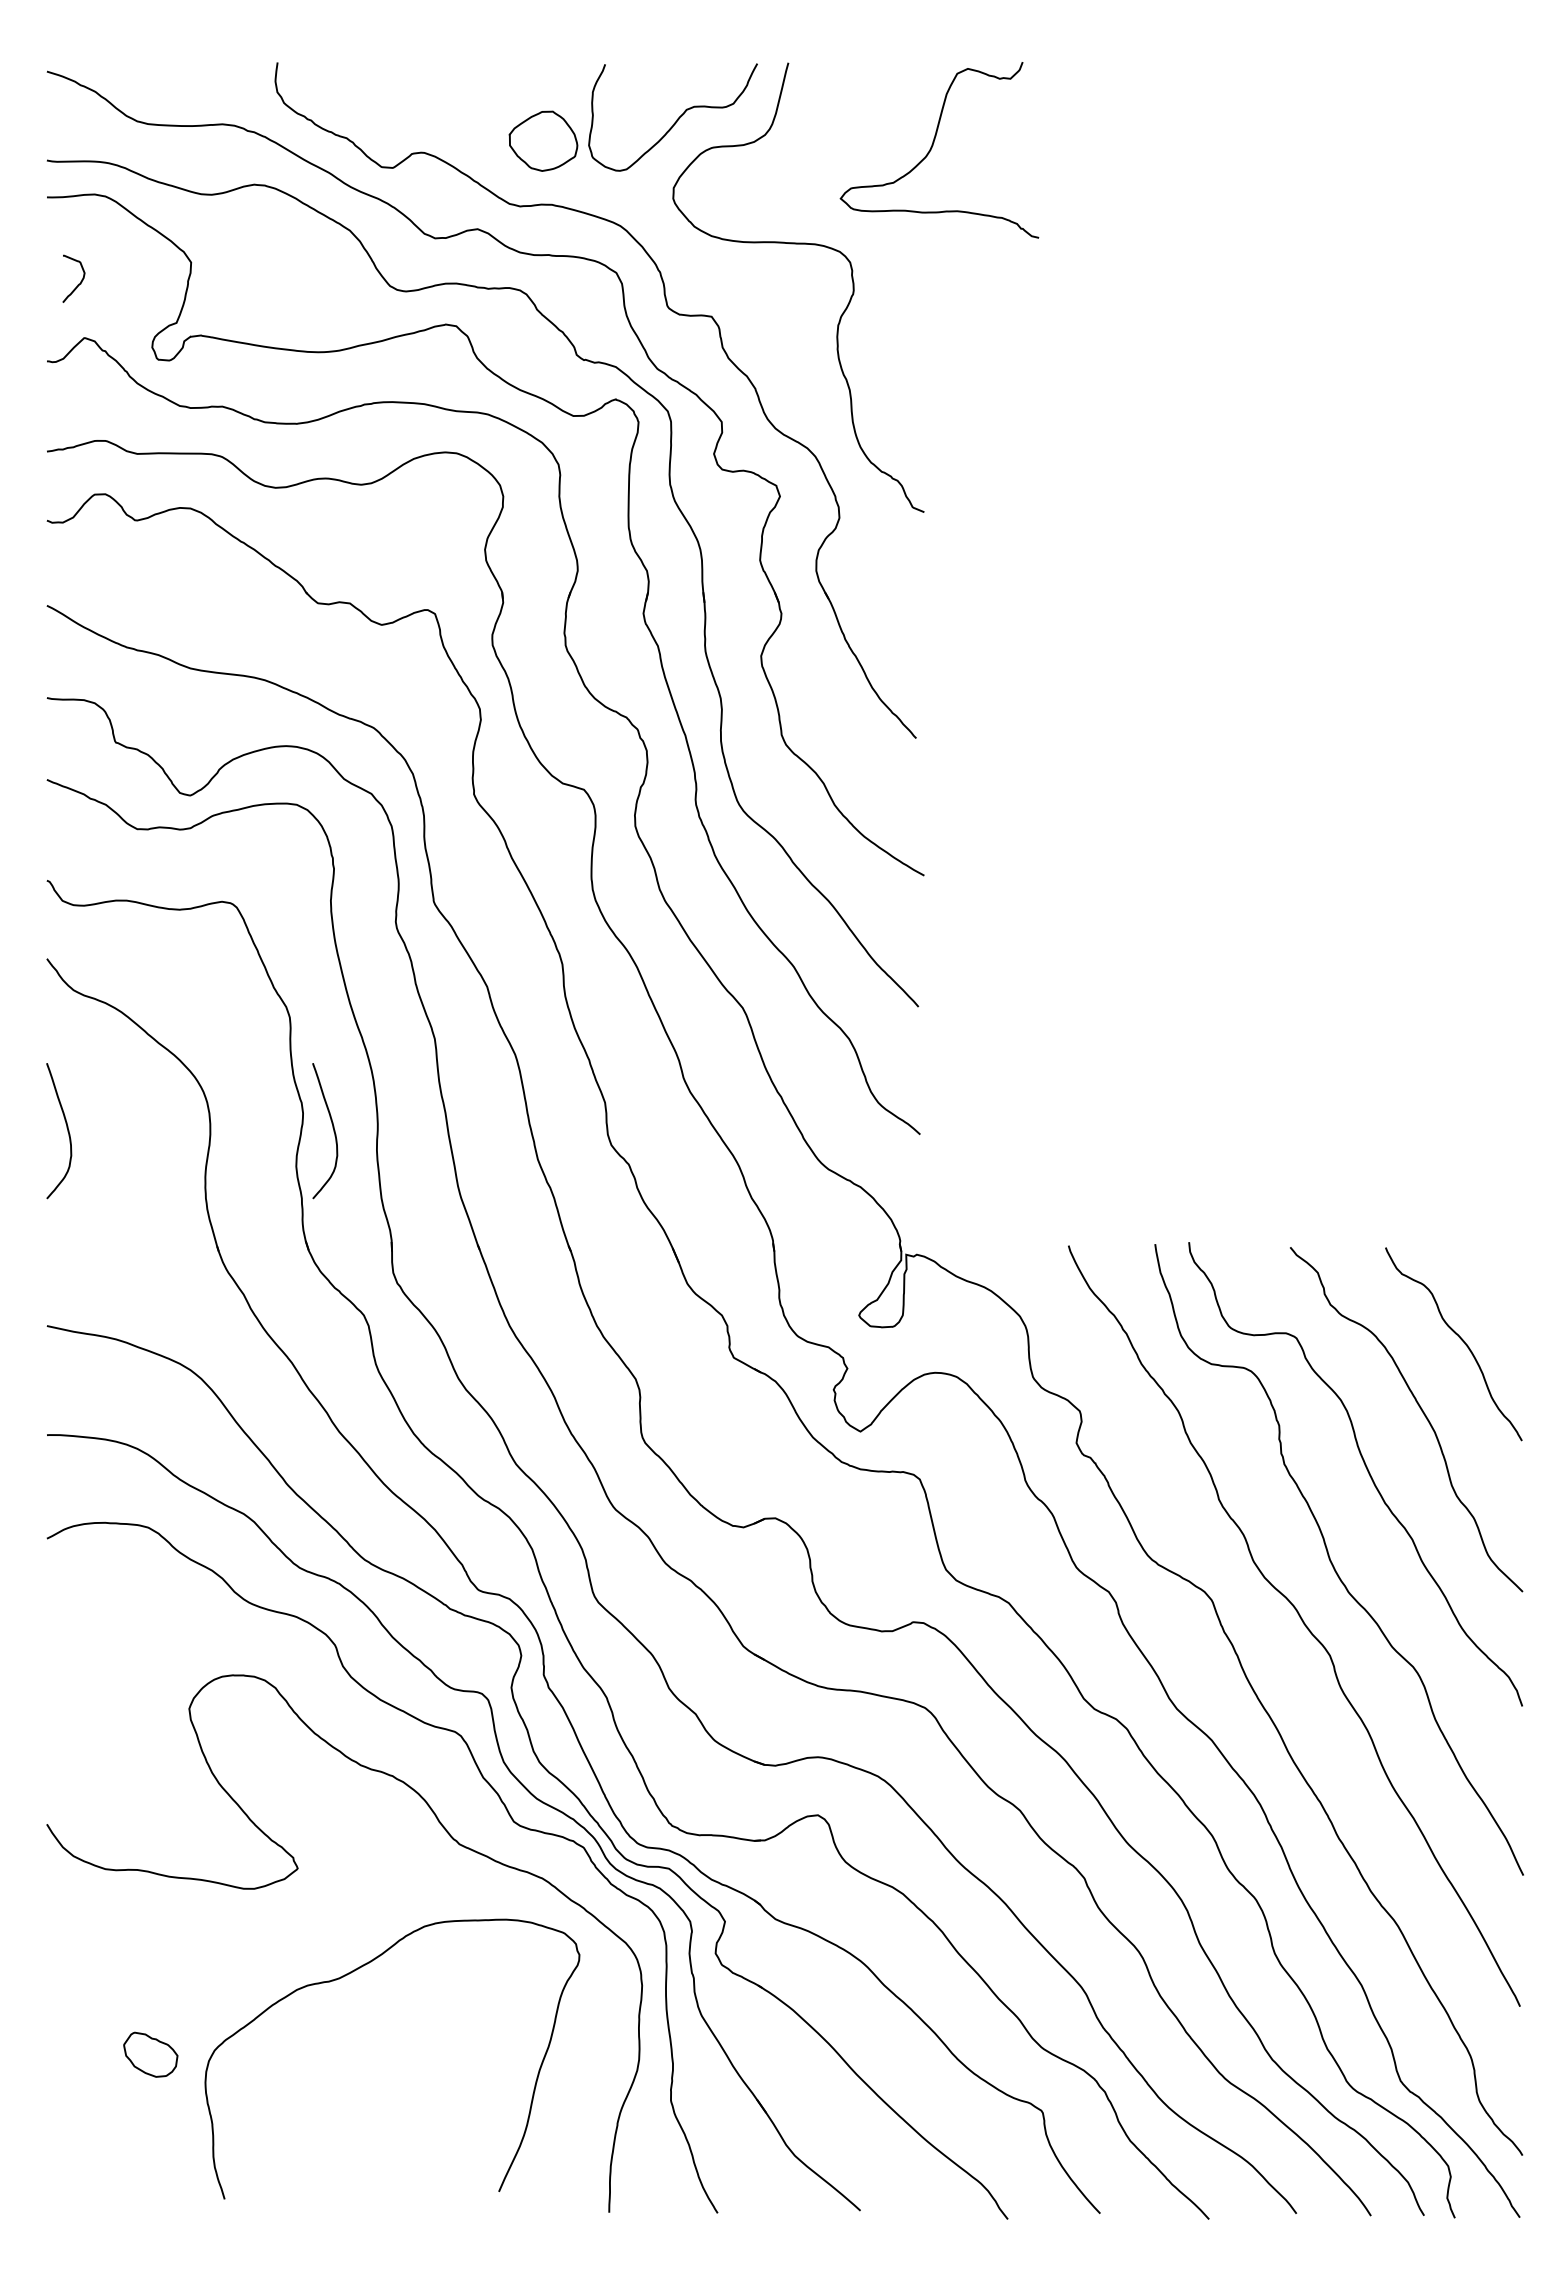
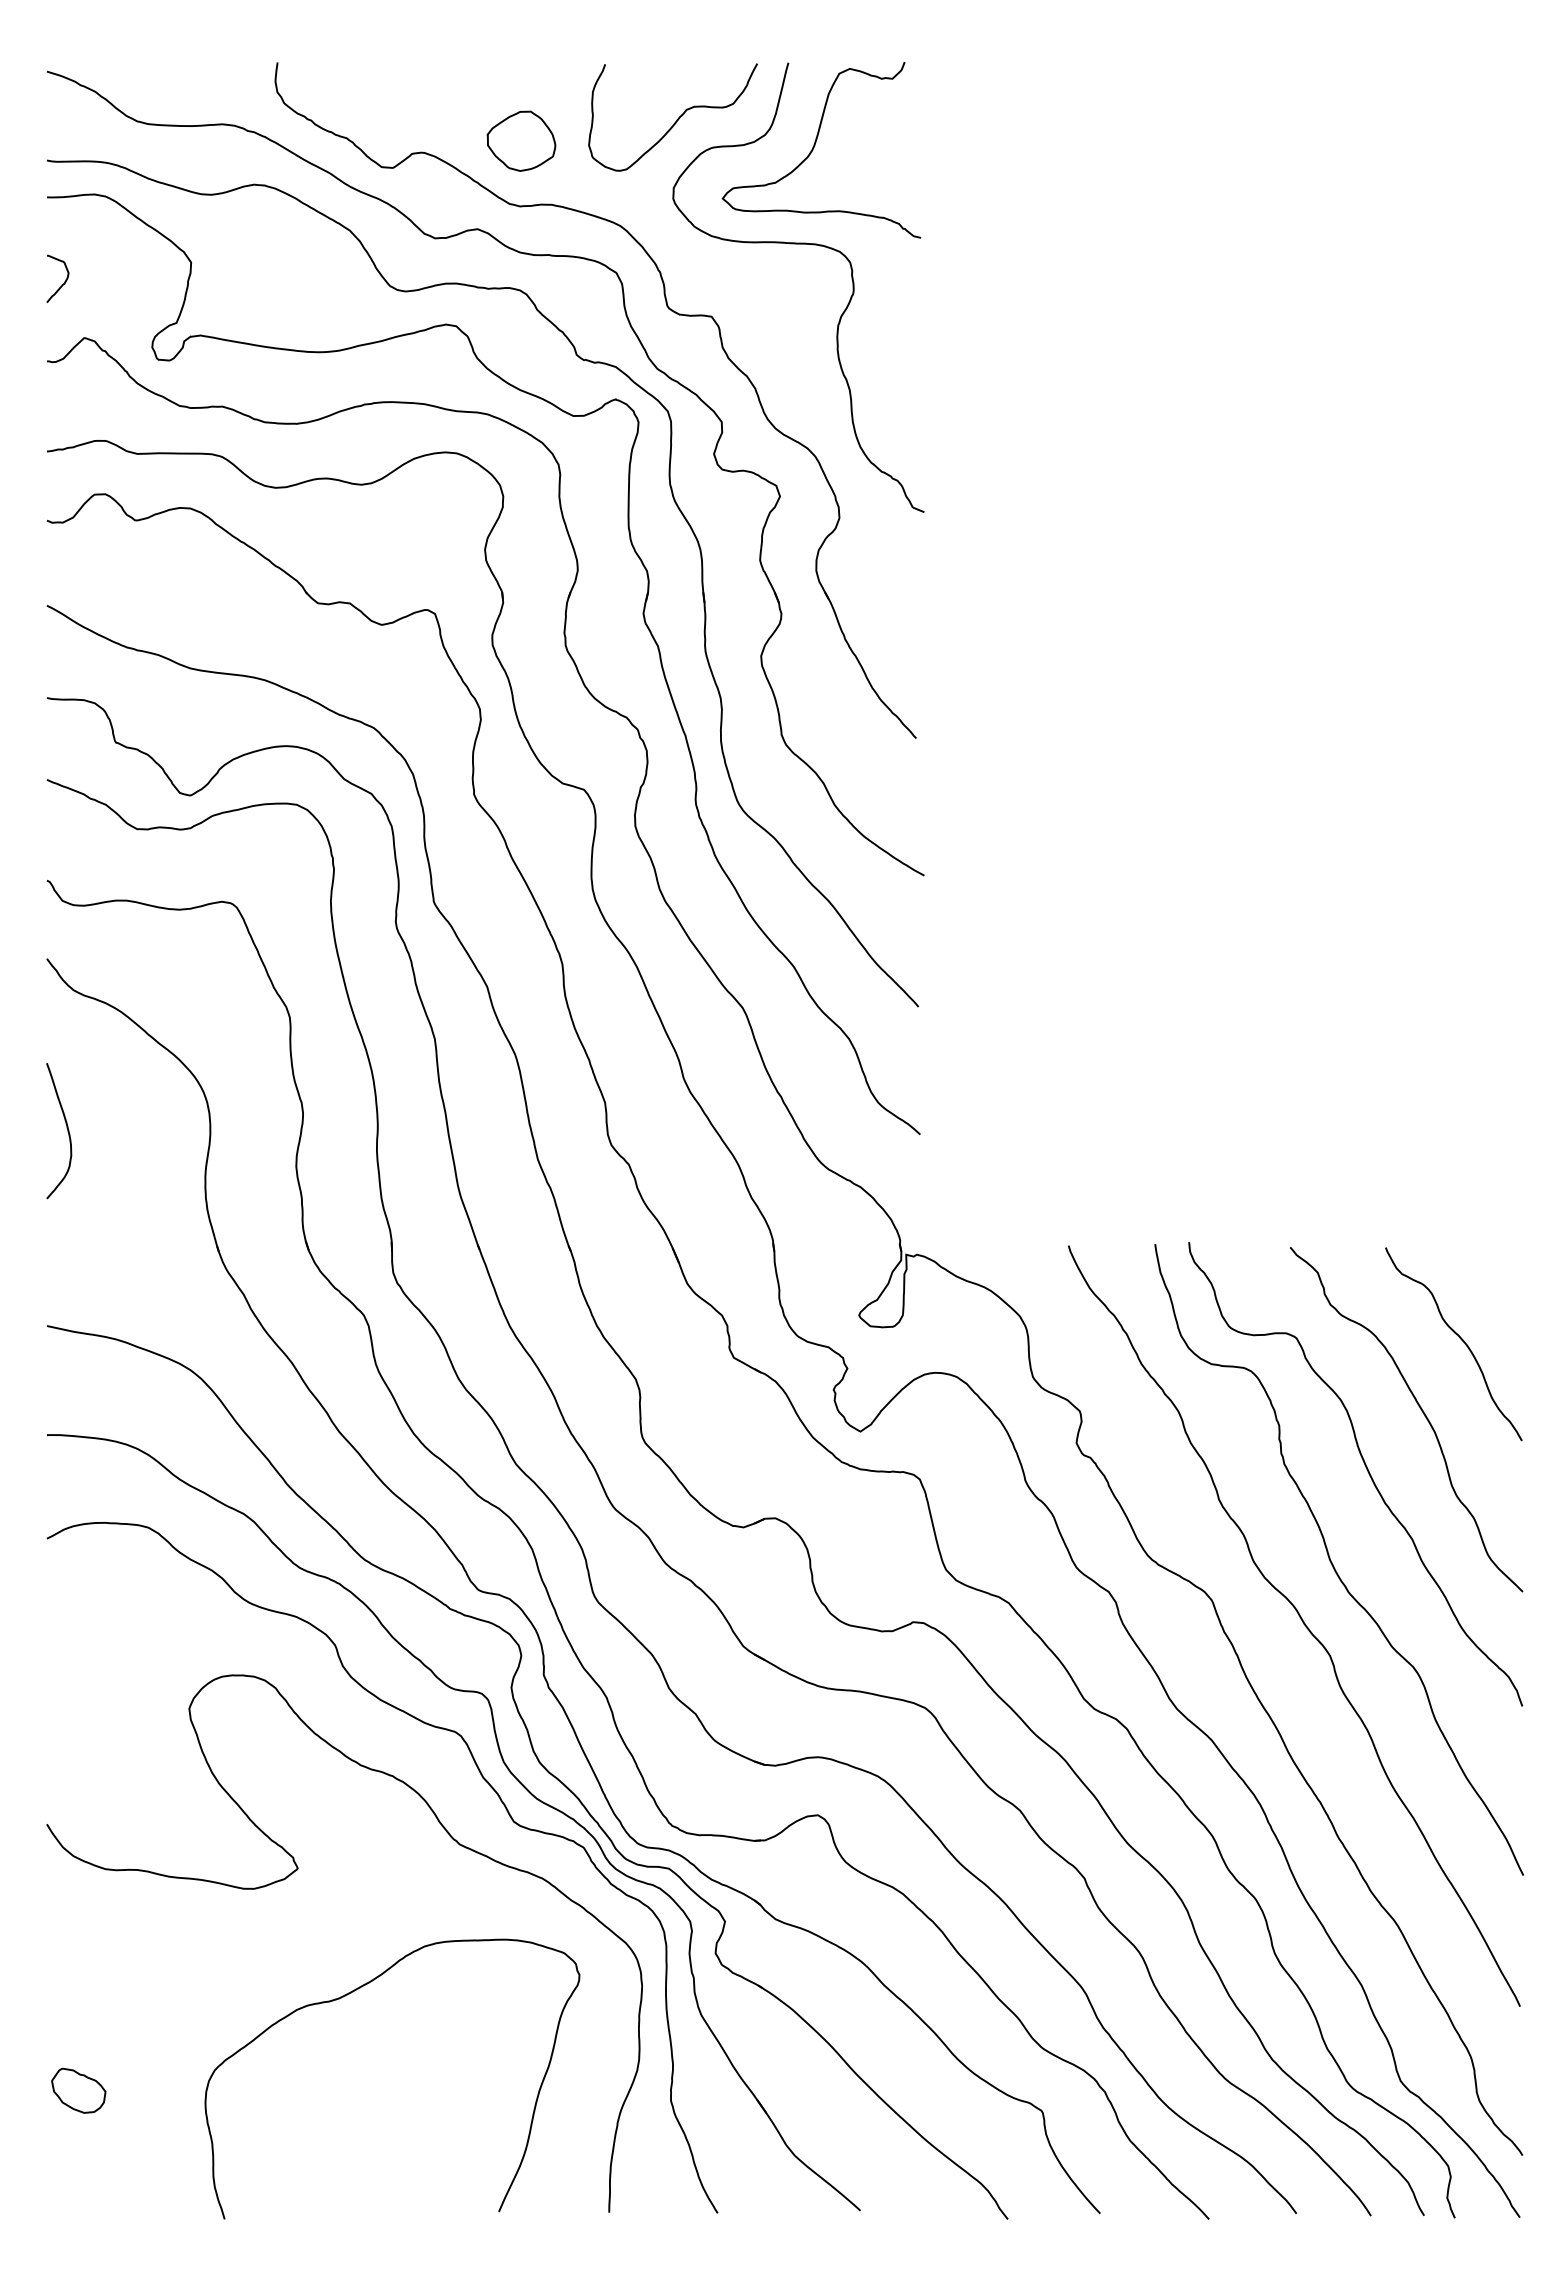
part position: (543, 140) -> (521, 140) (521, 140)
curve position: (932, 148) -> (814, 148) (814, 148)
curve position: (77, 284) -> (61, 284) (61, 284)
curve: present -> none (332, 1128)
curve position: (349, 1974) -> (349, 1994) (349, 1994)
part position: (150, 2054) -> (78, 2090) (78, 2090)
